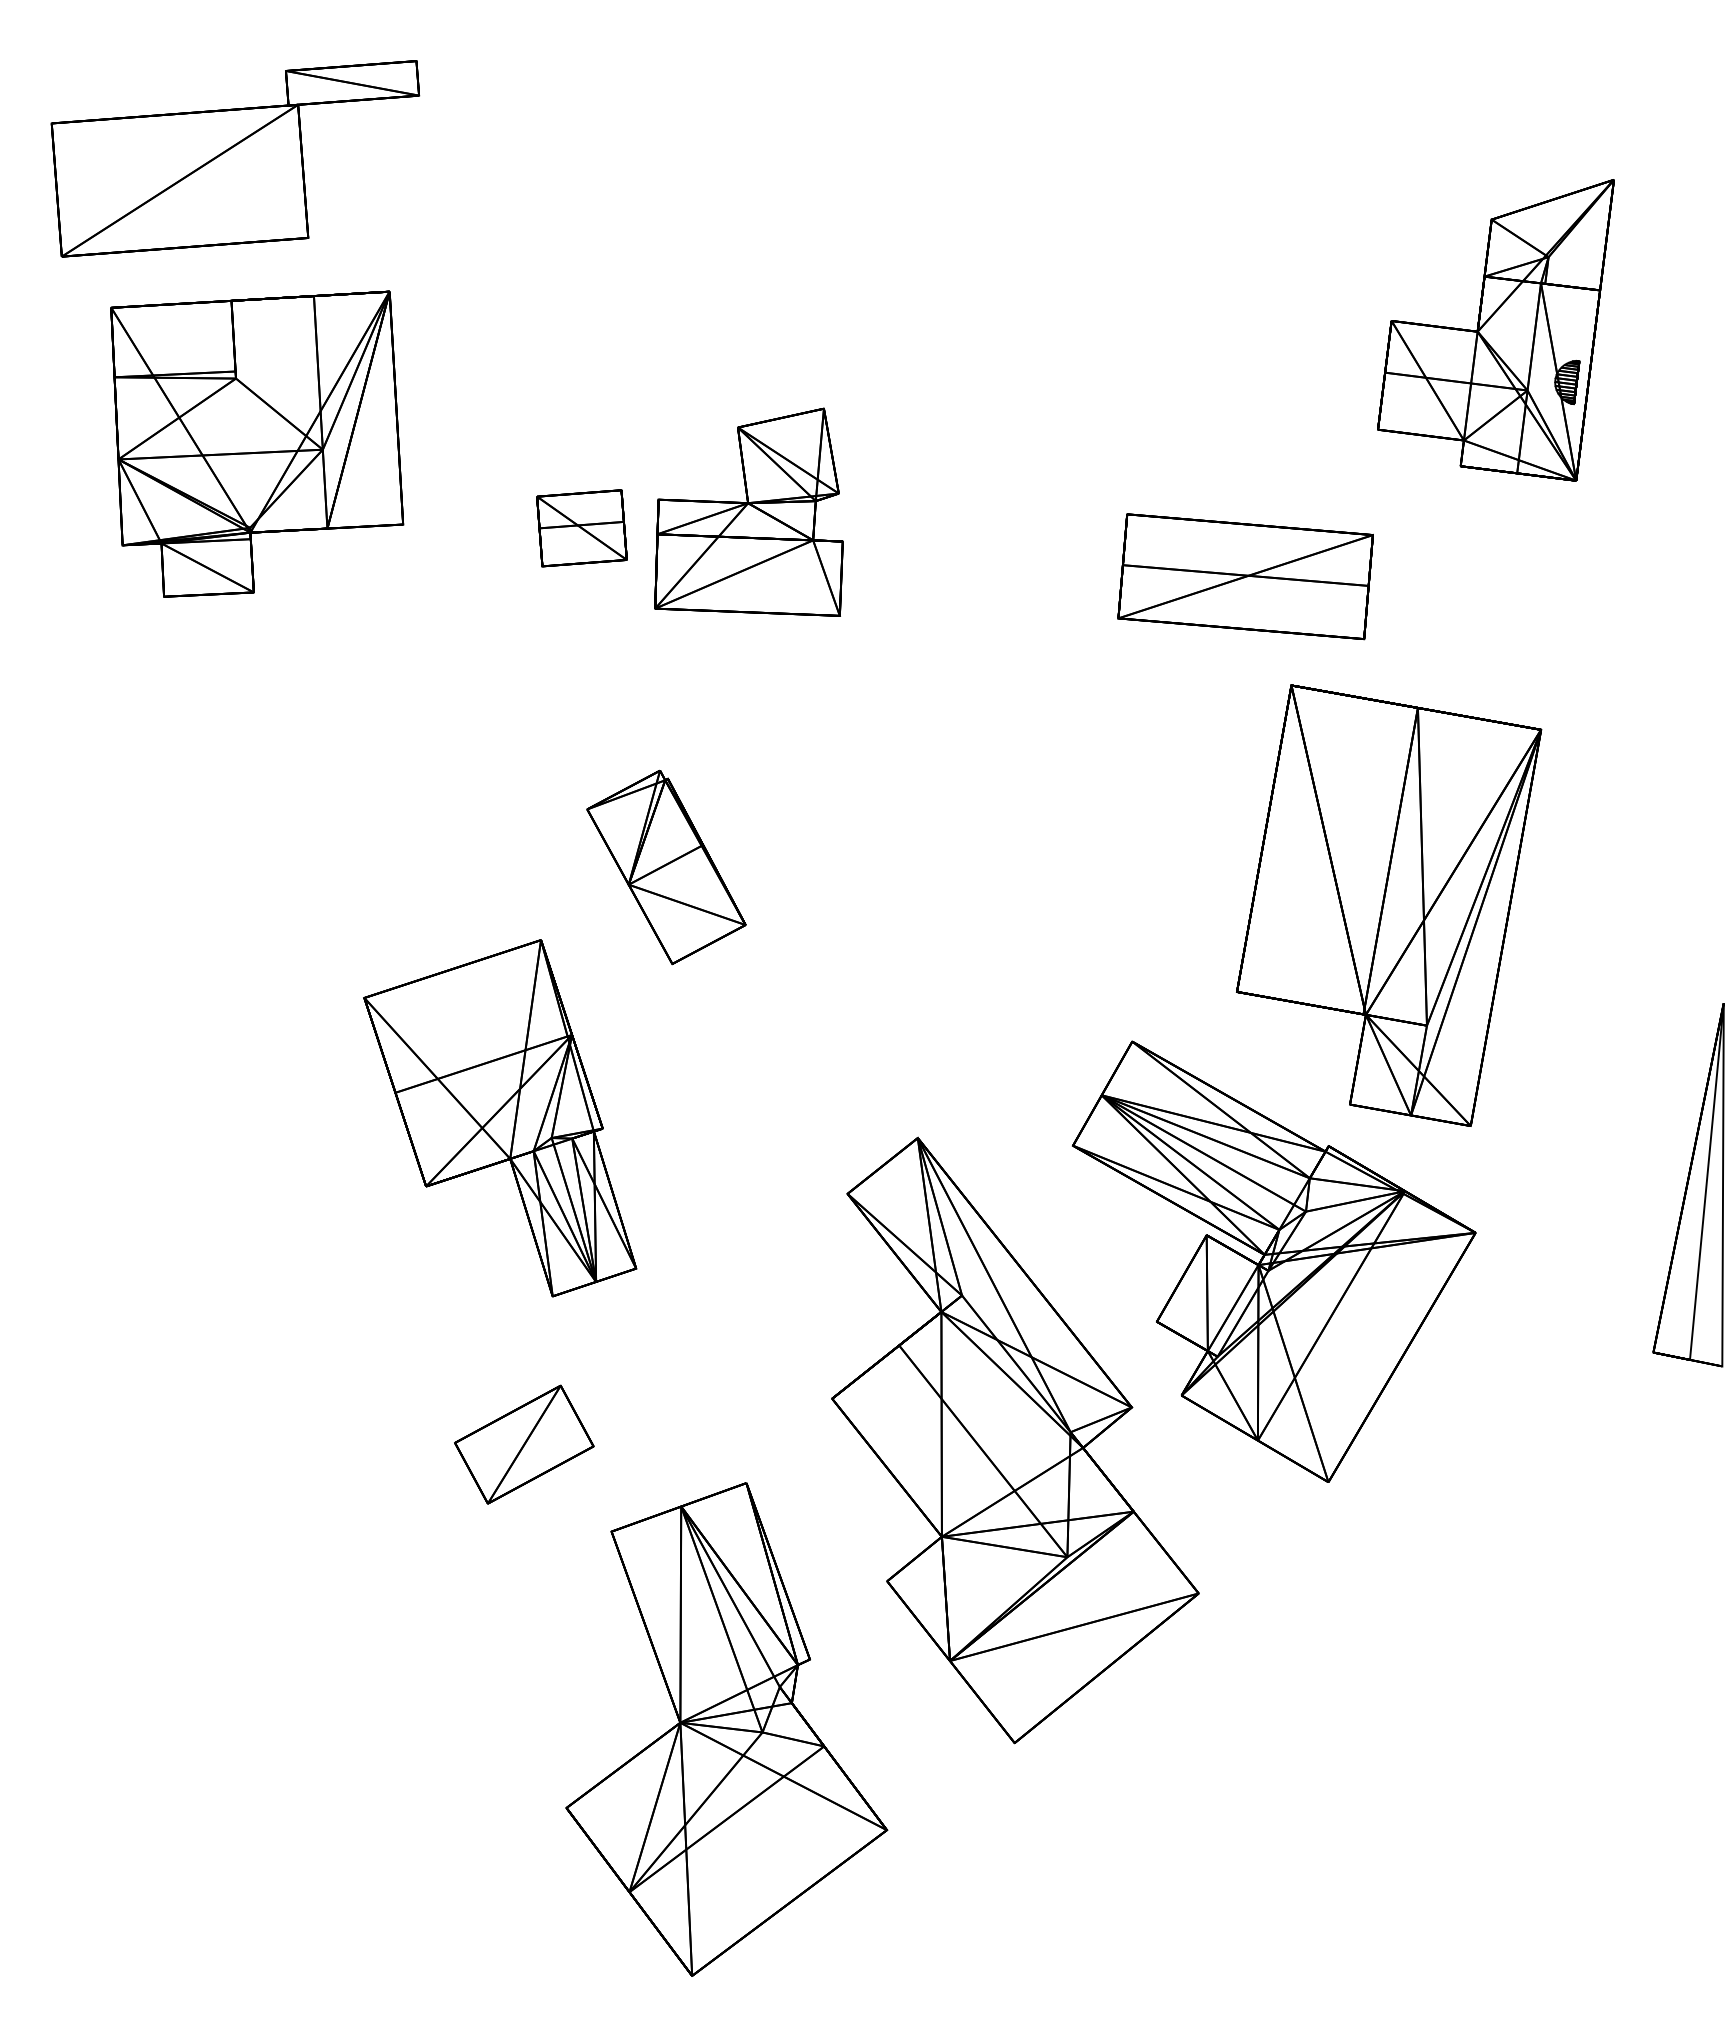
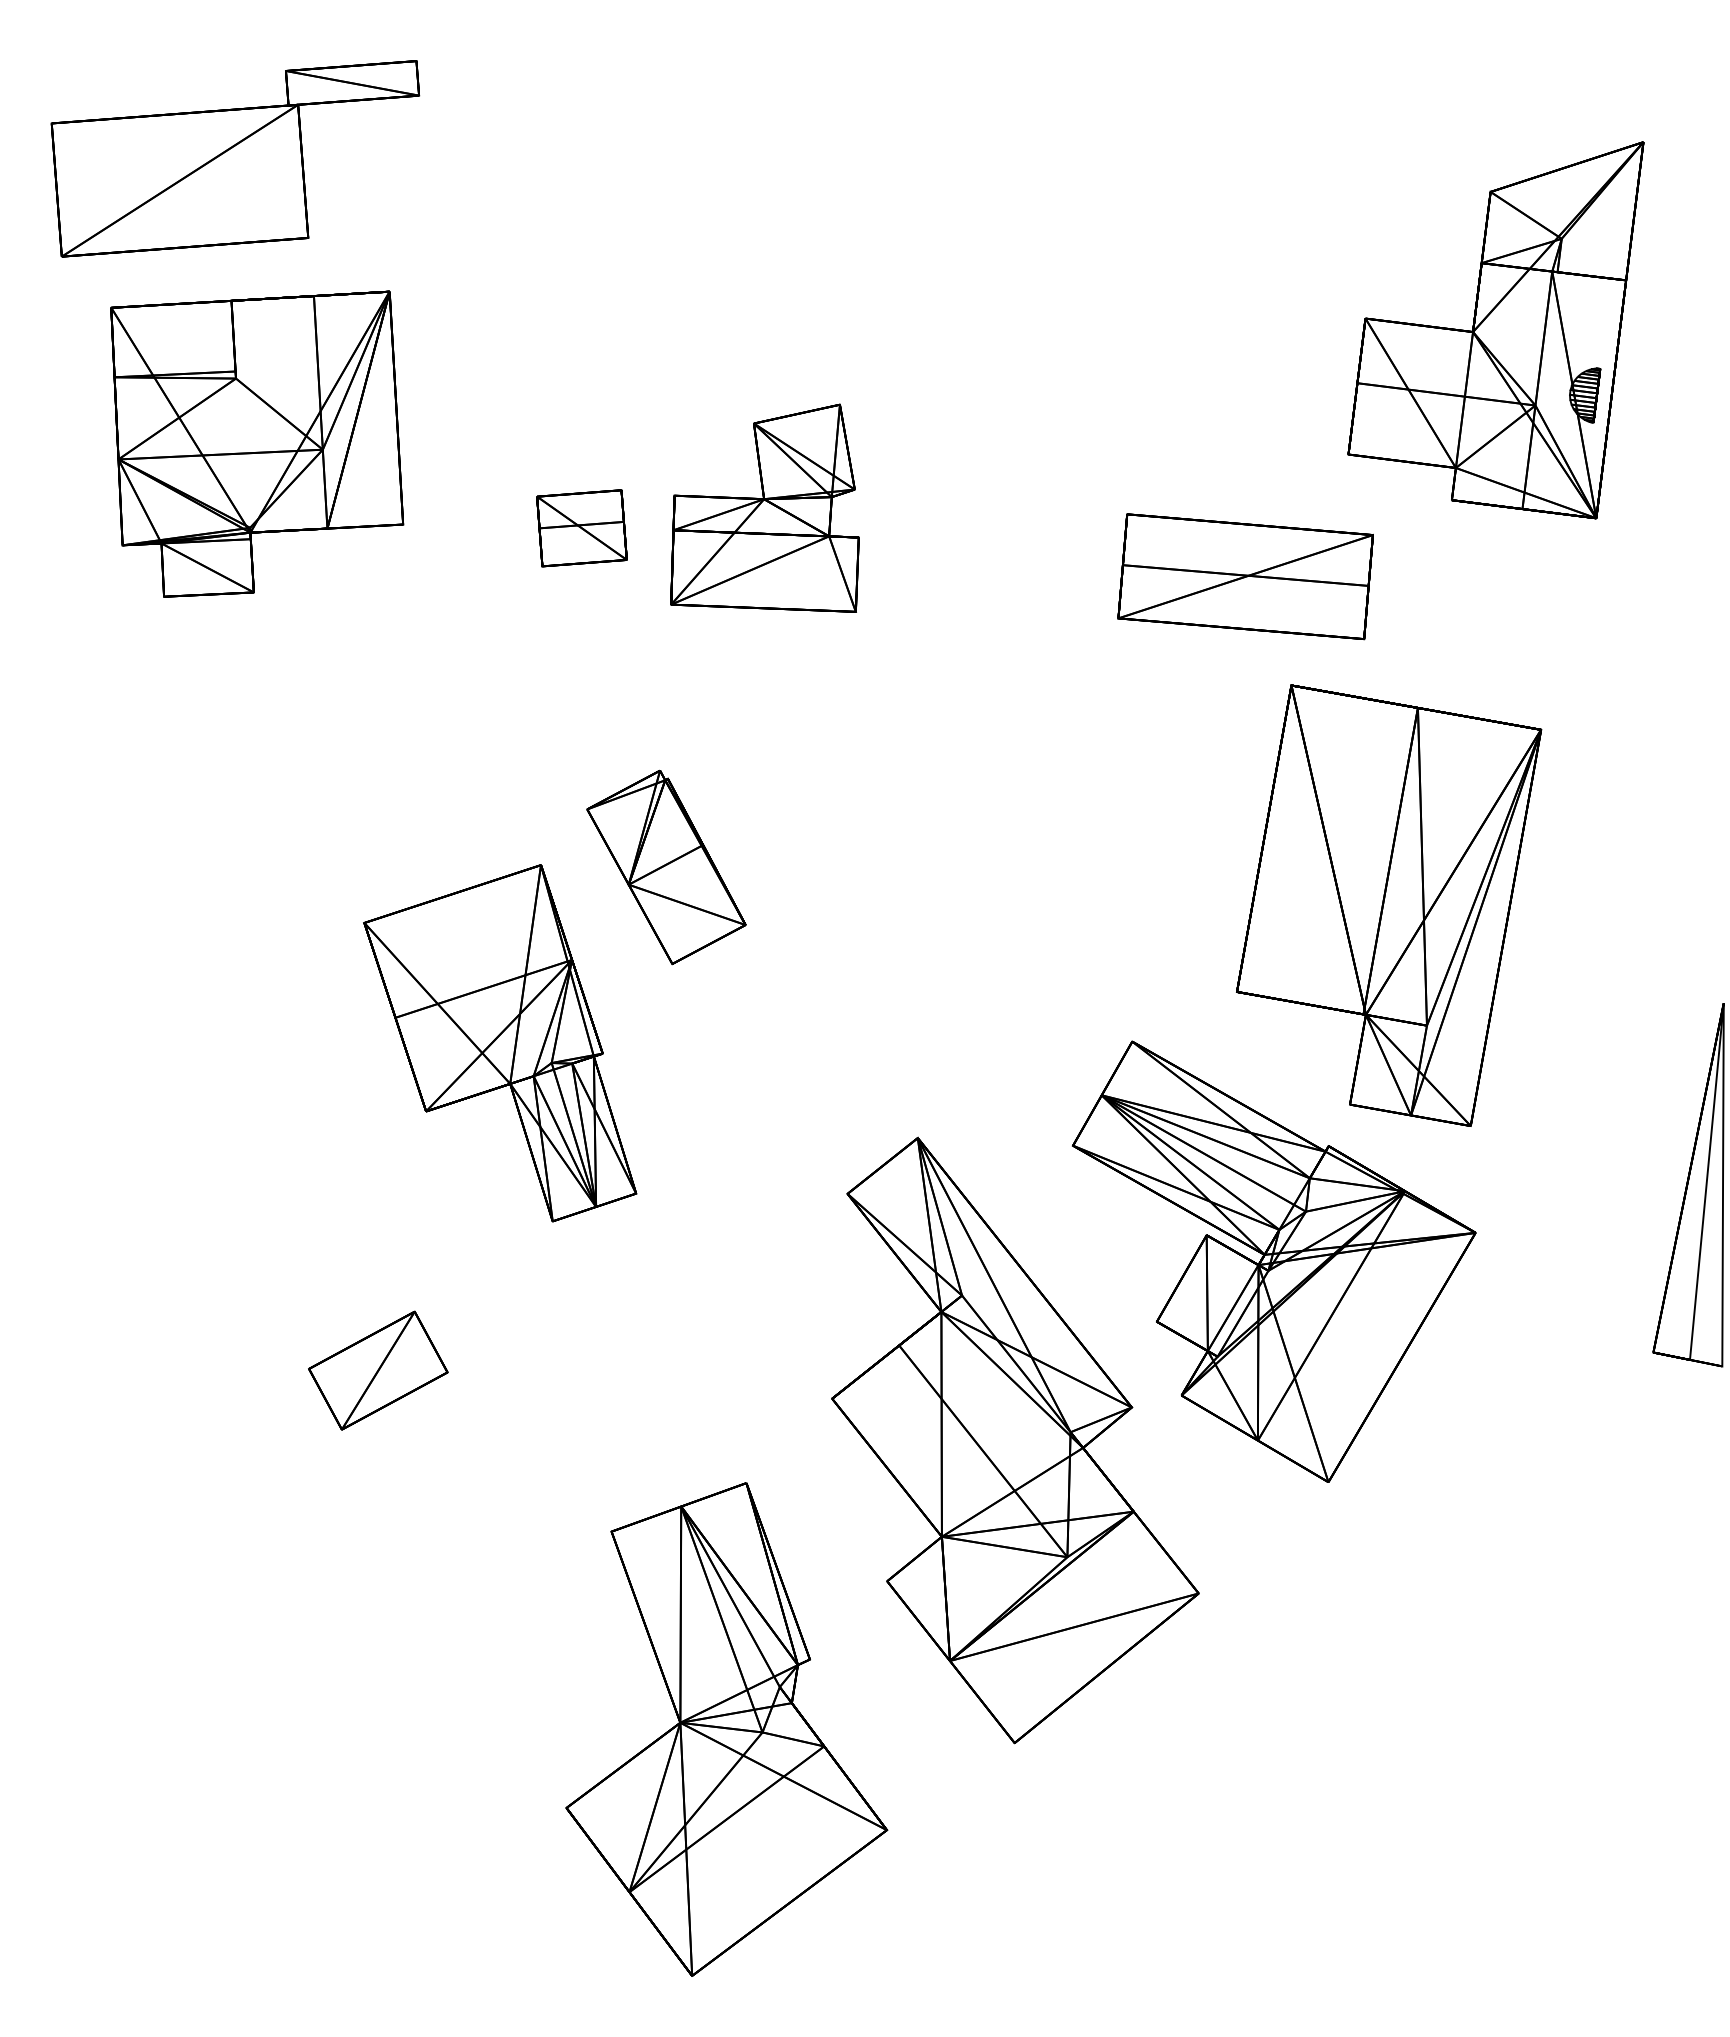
part size: 238x303 px -> 298x379 px (1495, 330)
part position: (748, 511) -> (764, 507) (764, 507)
part position: (500, 1118) -> (500, 1043) (500, 1043)
part position: (524, 1444) -> (378, 1370) (378, 1370)
